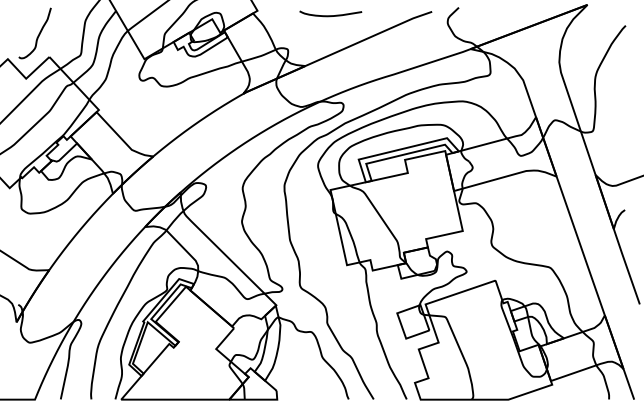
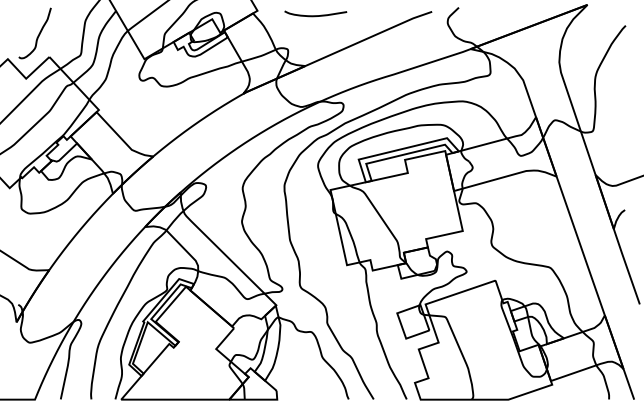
curve position: (330, 15) -> (315, 15) (315, 15)
